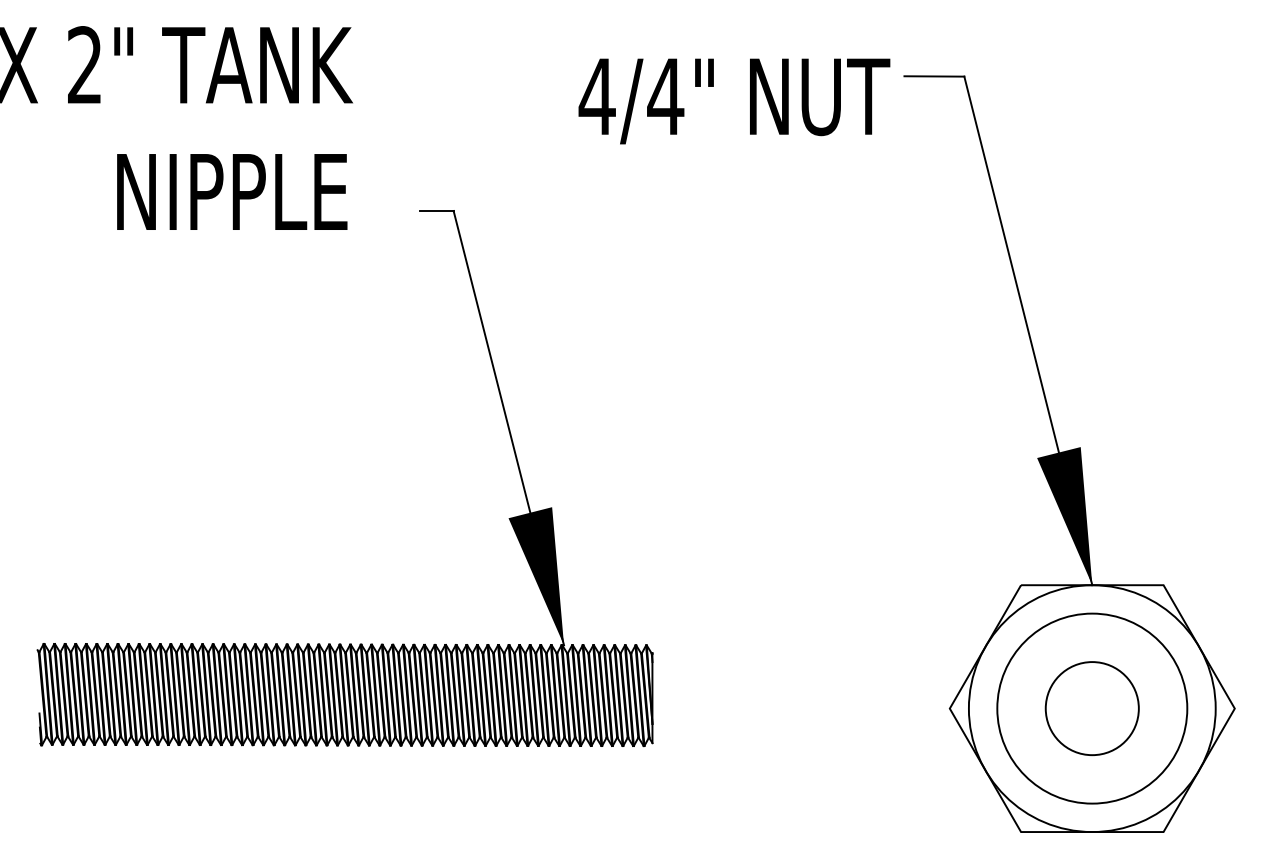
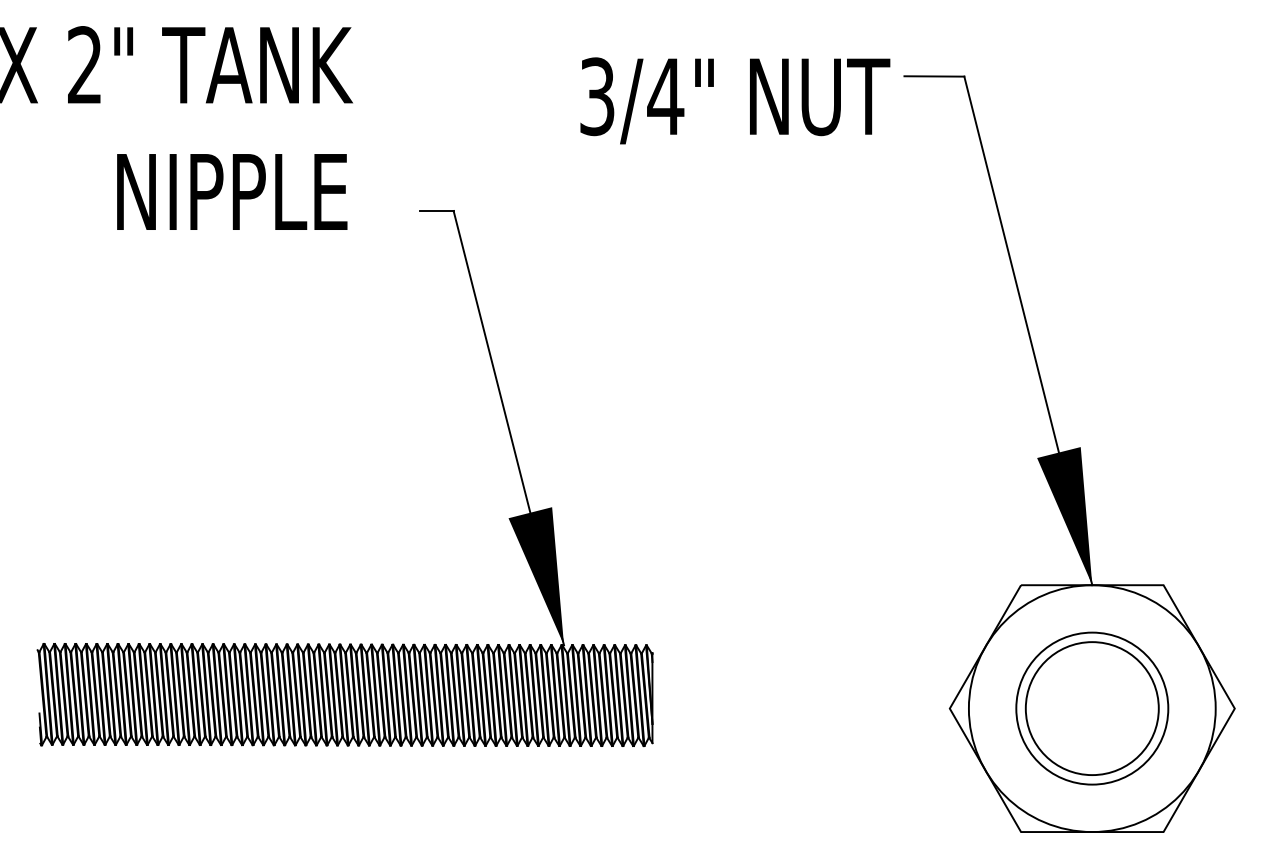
text: 4/4" -> 3/4" (596, 96)
circle diameter: 93 px -> 133 px (1091, 708)
circle diameter: 190 px -> 152 px (1092, 708)
